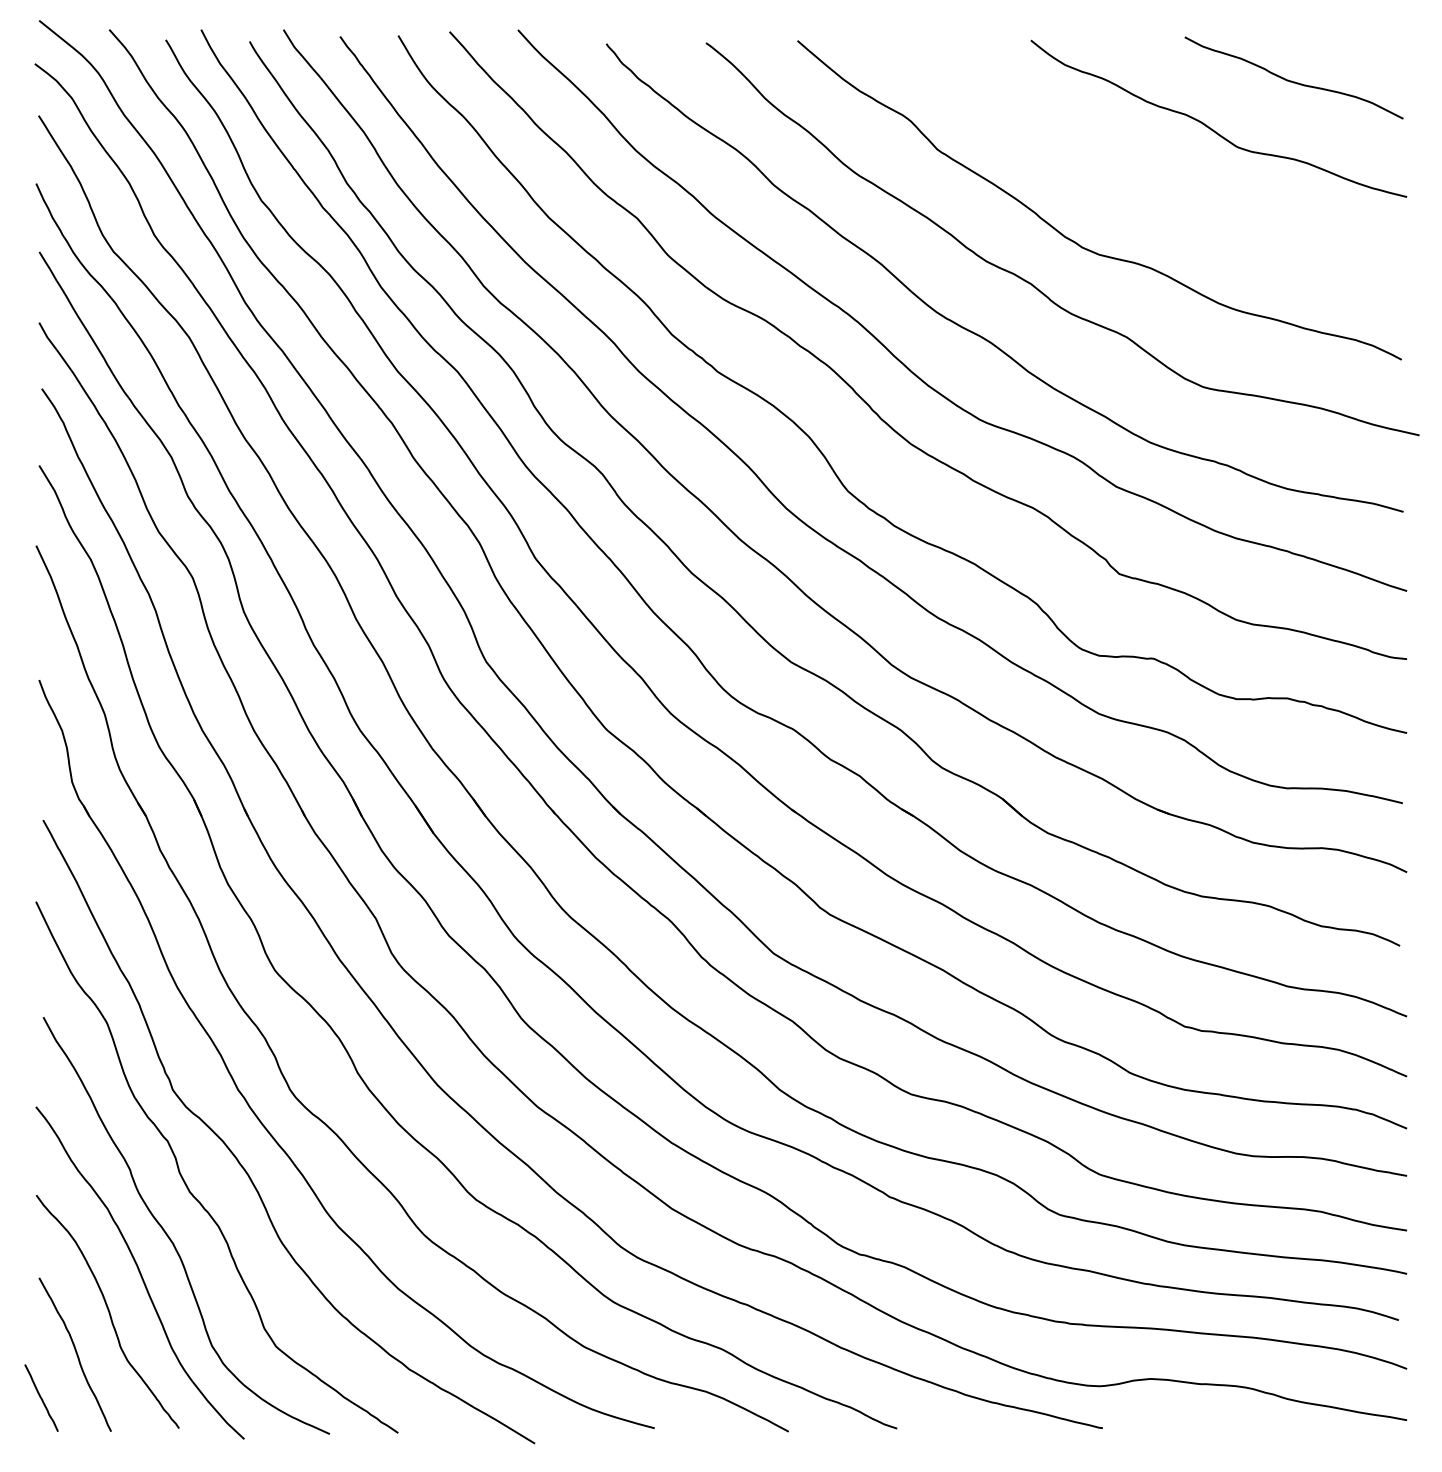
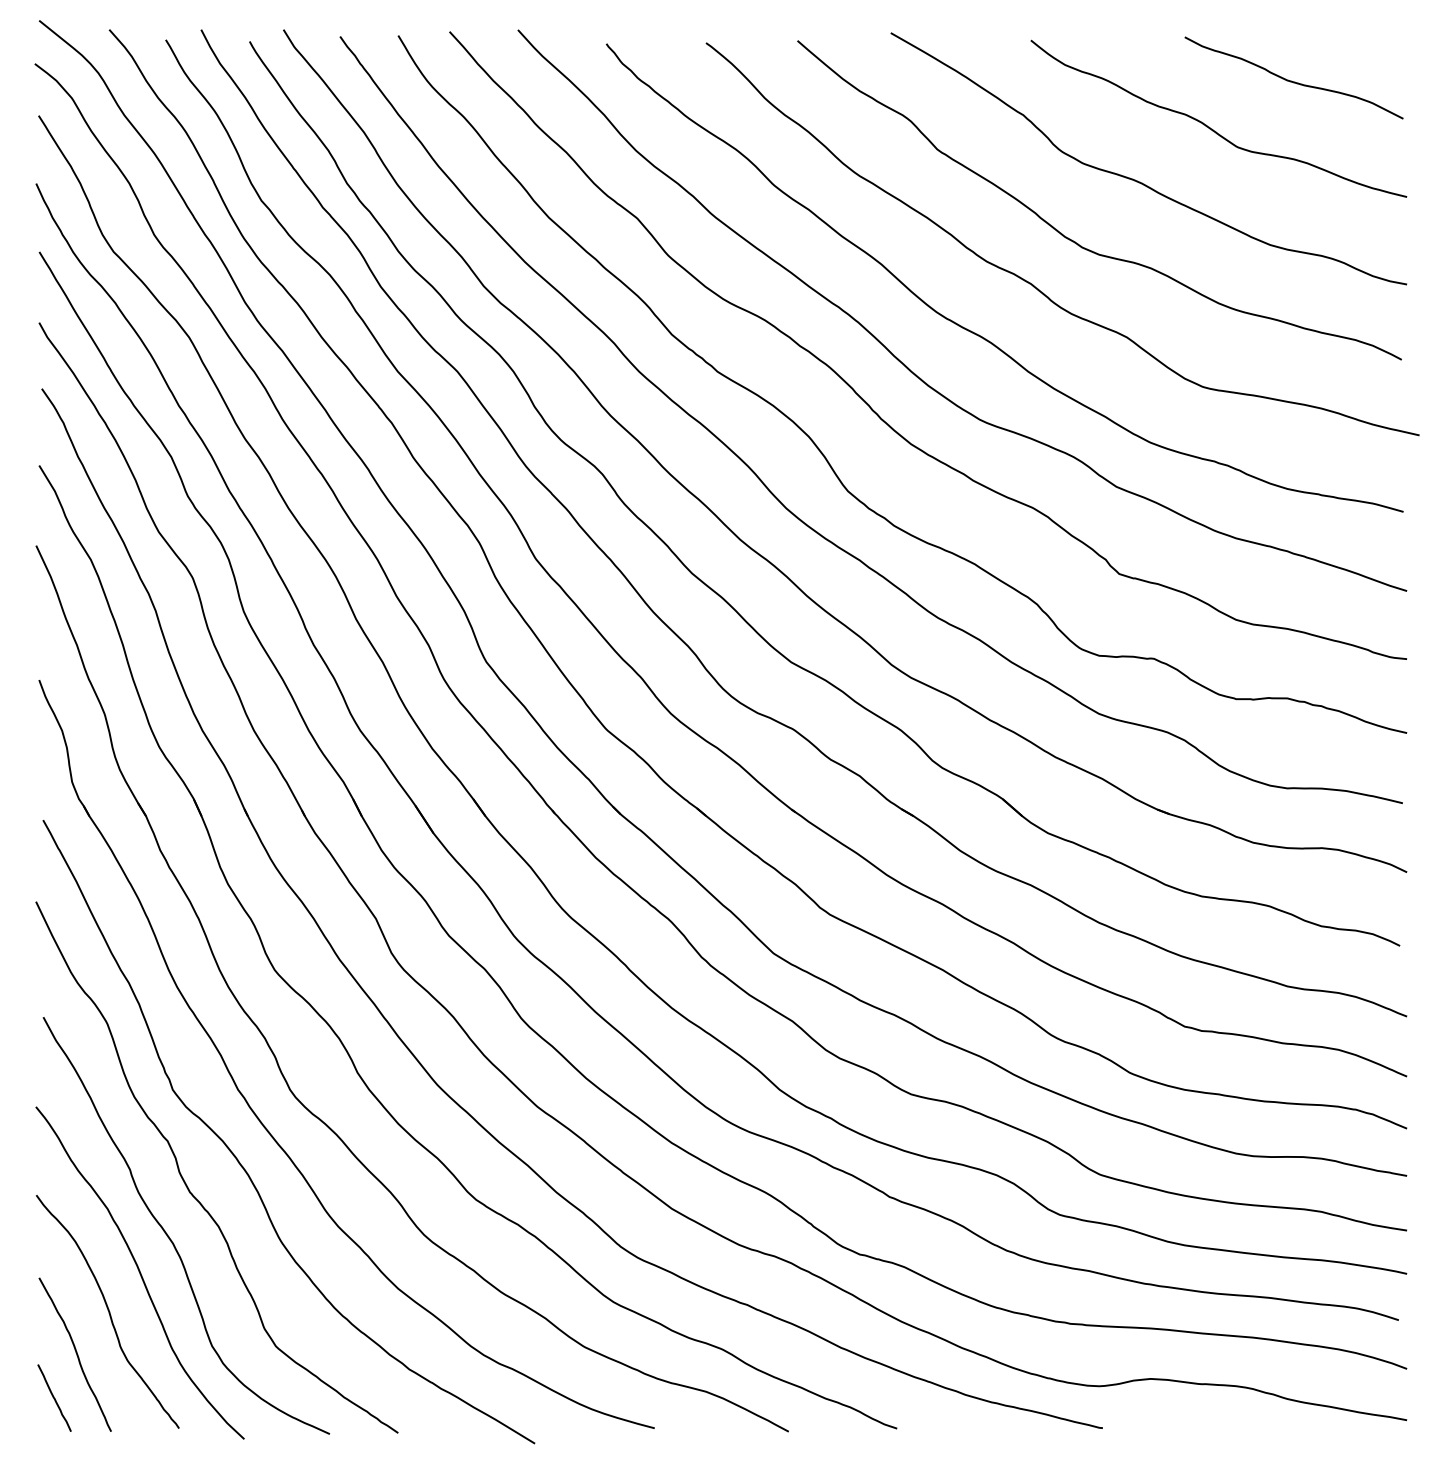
curve: none -> present (1140, 181)
line position: (41, 1397) -> (54, 1397) (54, 1397)
